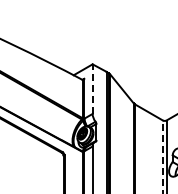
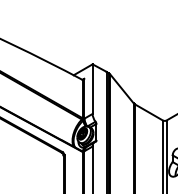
line: dashed -> solid (92, 89)
line: dashed -> solid (162, 156)
